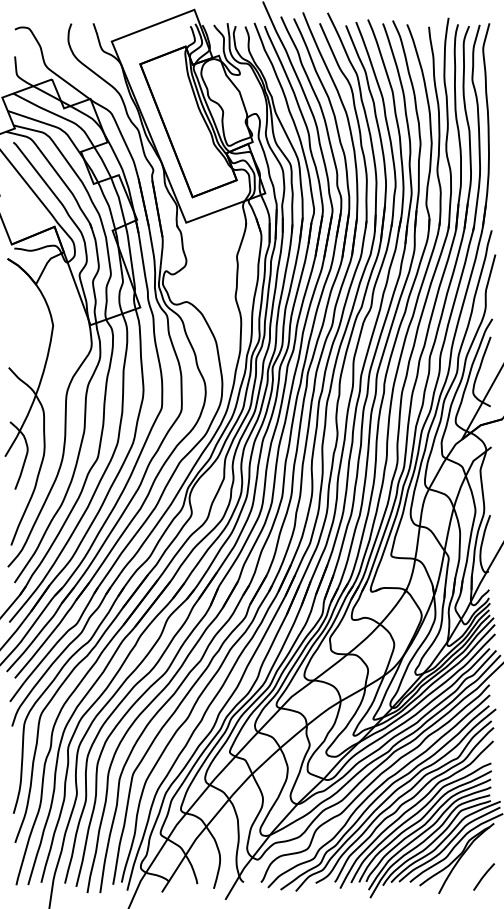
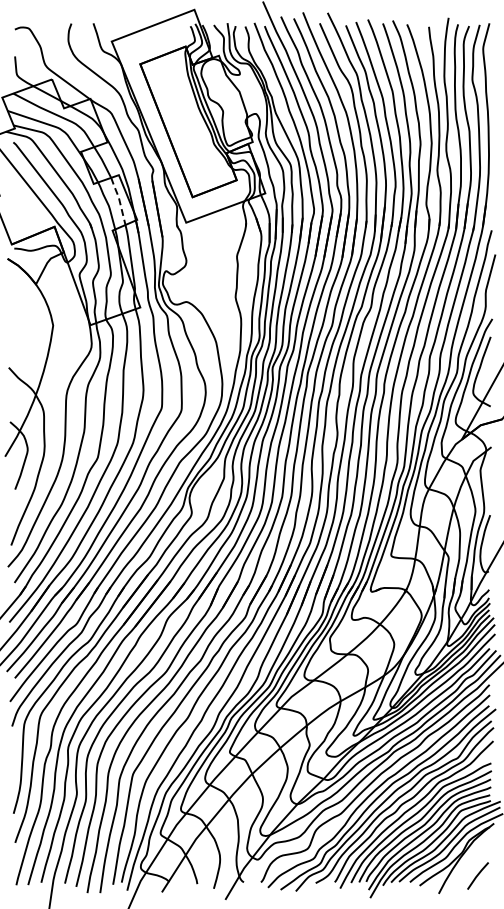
line: solid -> dashed (119, 200)
line position: (483, 876) -> (477, 875) (477, 875)
